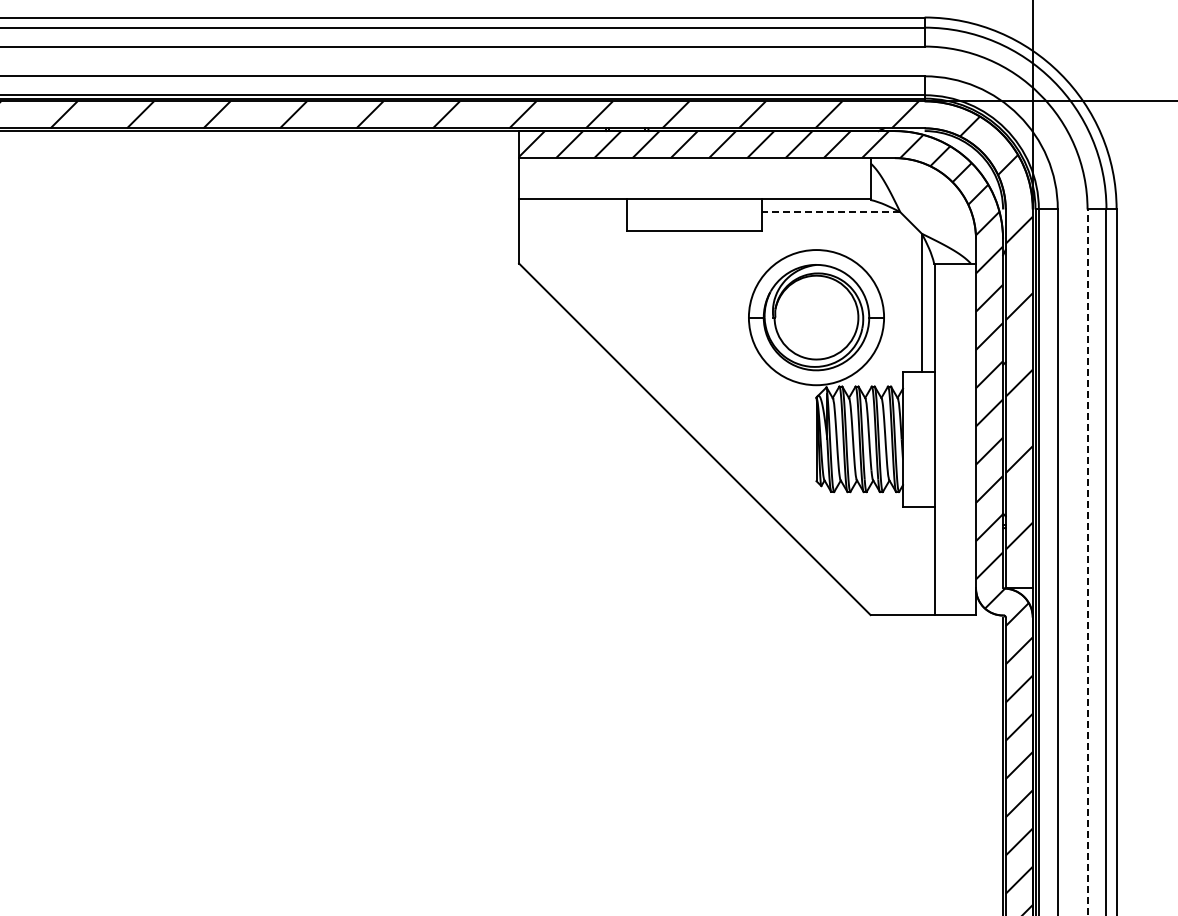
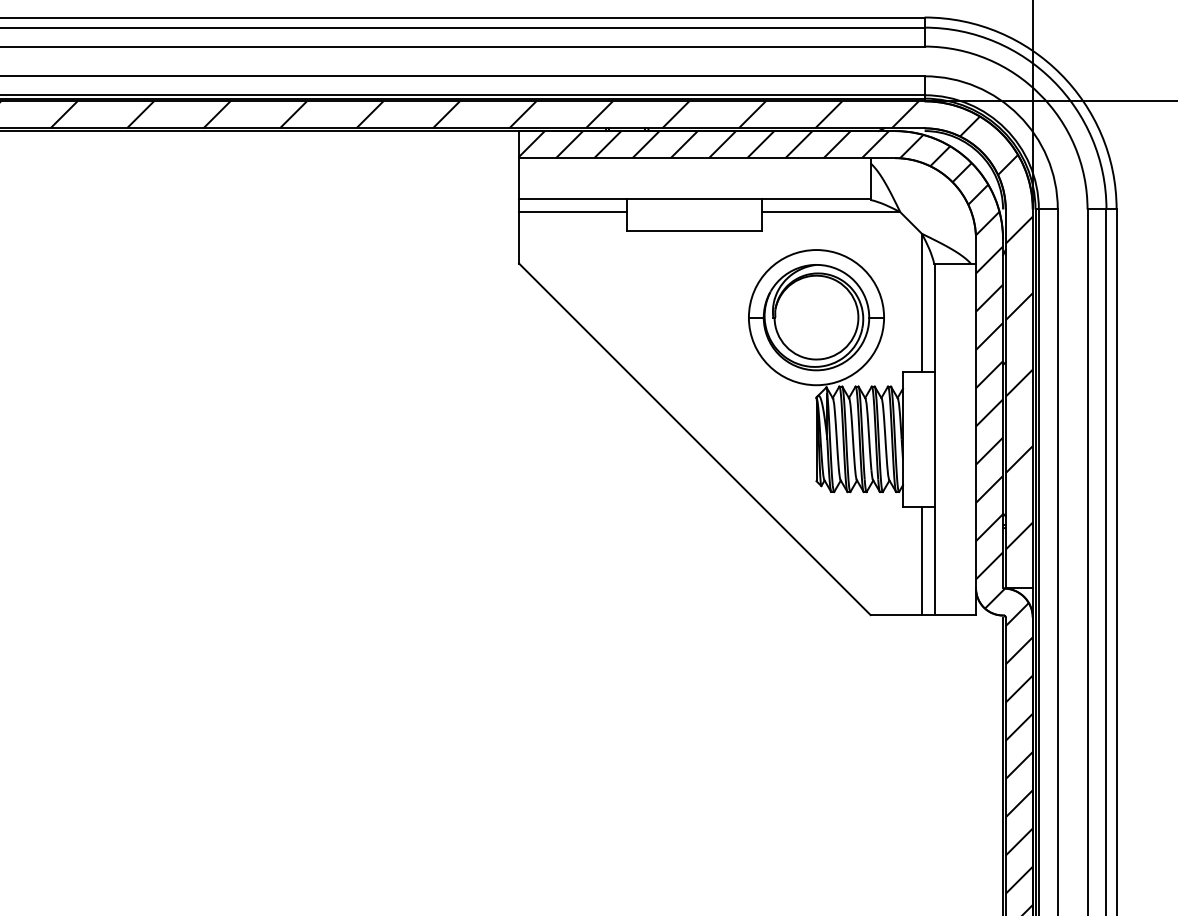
line: none -> present (573, 212)
line: dashed -> solid (831, 212)
line: none -> present (921, 560)
line: dashed -> solid (1087, 562)
